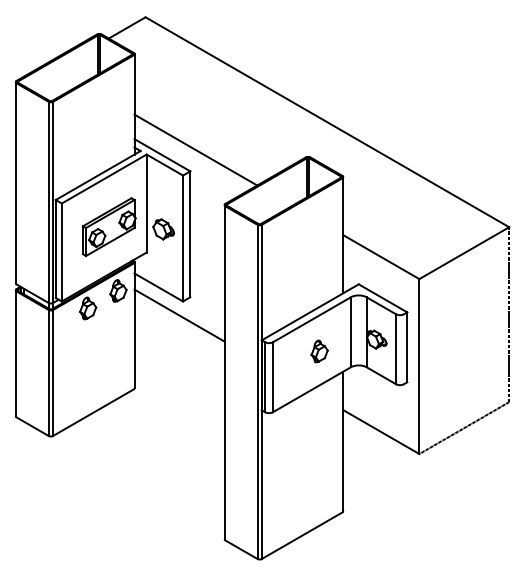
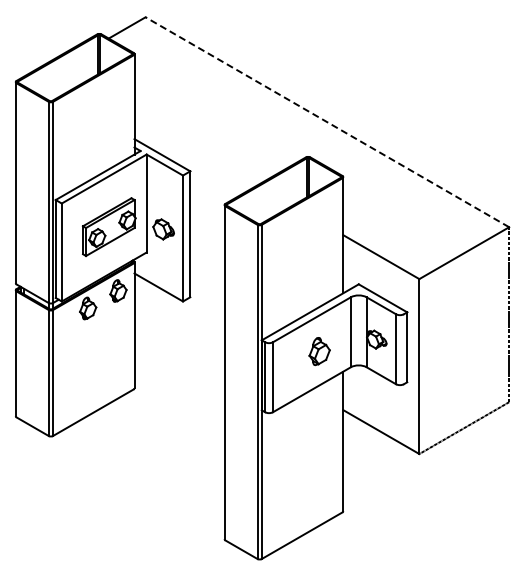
line: solid -> dashed (327, 122)
line: present -> none (195, 149)
line: present -> none (179, 315)
part size: 19x25 px -> 23x30 px (319, 351)
